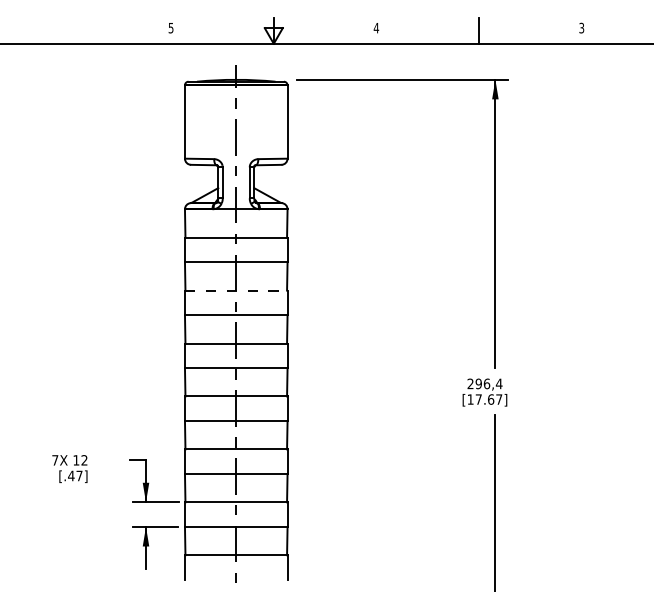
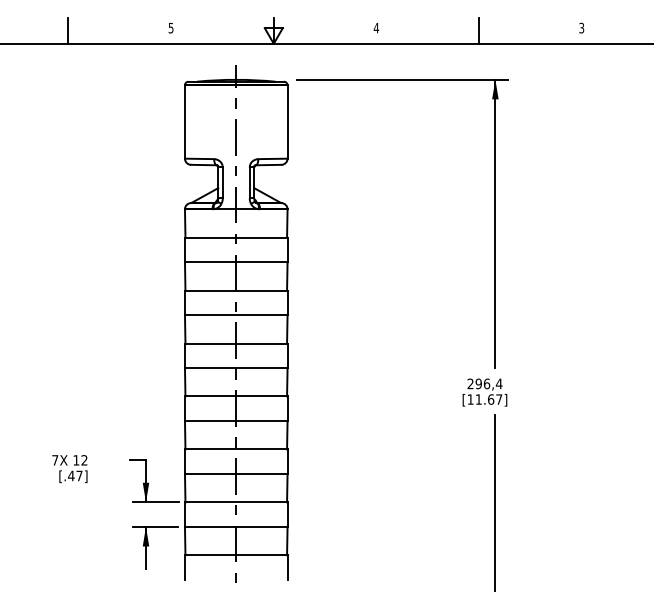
line: none -> present (68, 30)
line: dashed -> solid (236, 290)
text: [17.67] -> [11.67] (478, 399)
